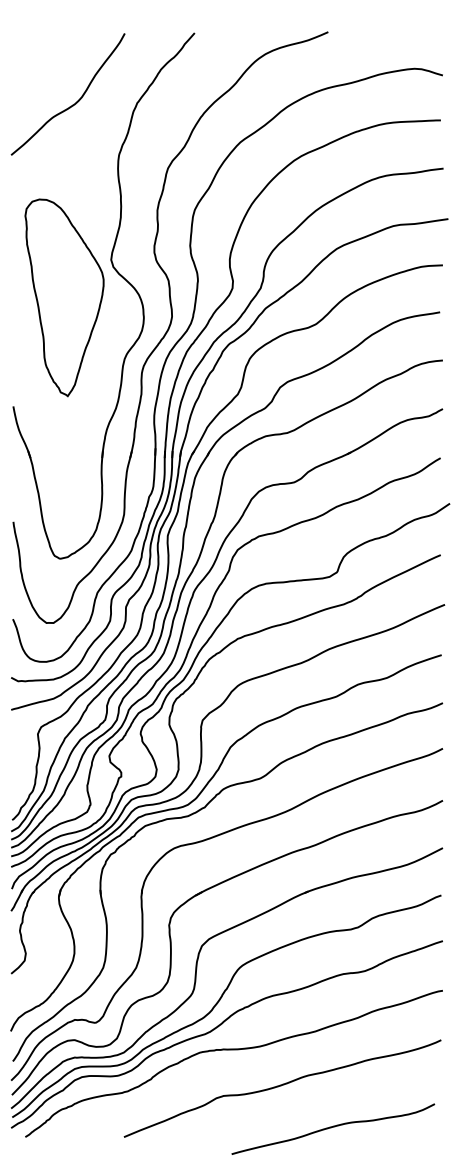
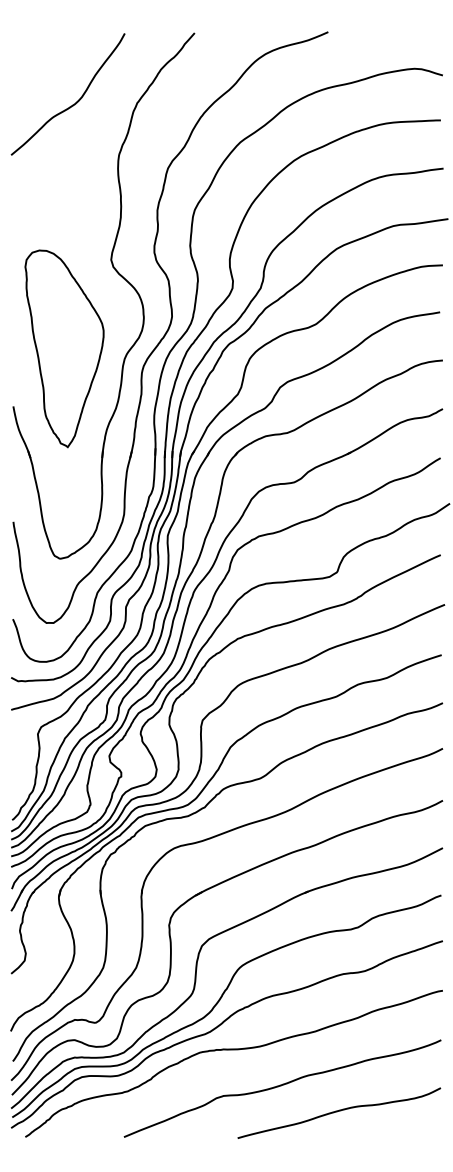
part position: (64, 297) -> (64, 348) (64, 348)
curve position: (333, 1127) -> (339, 1111) (339, 1111)
